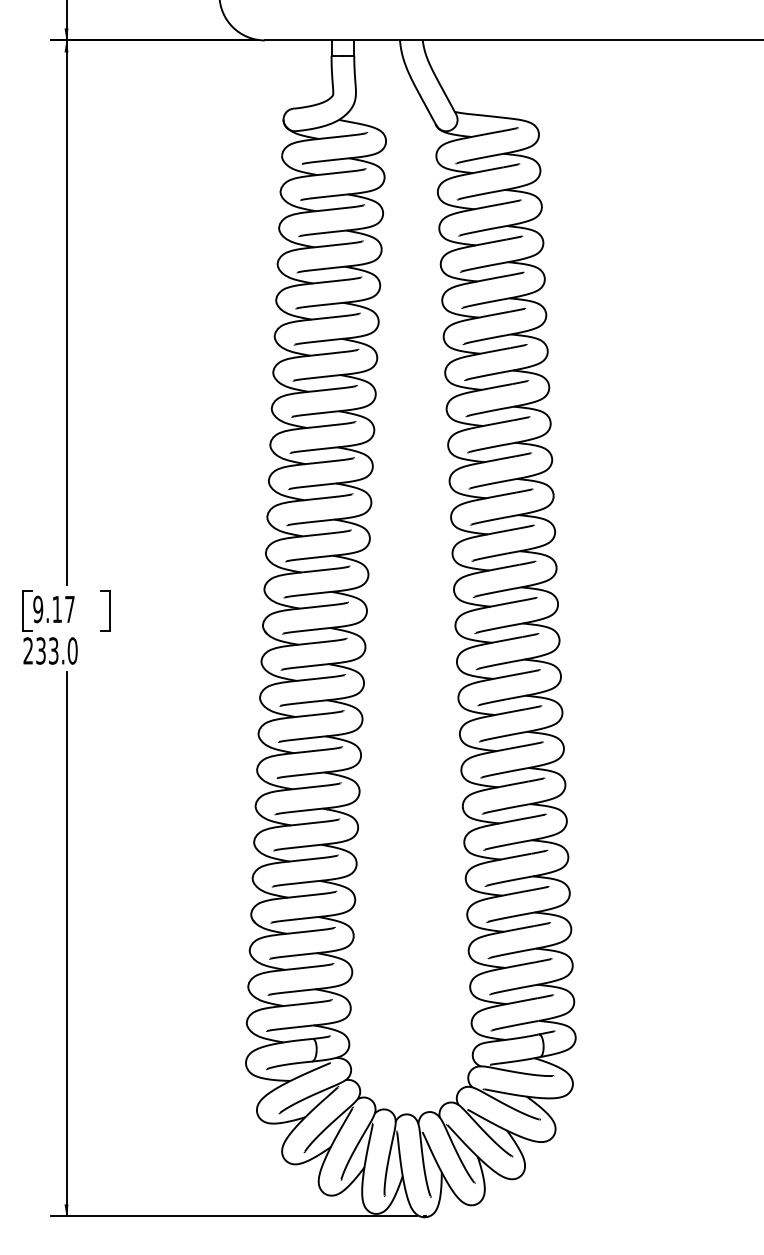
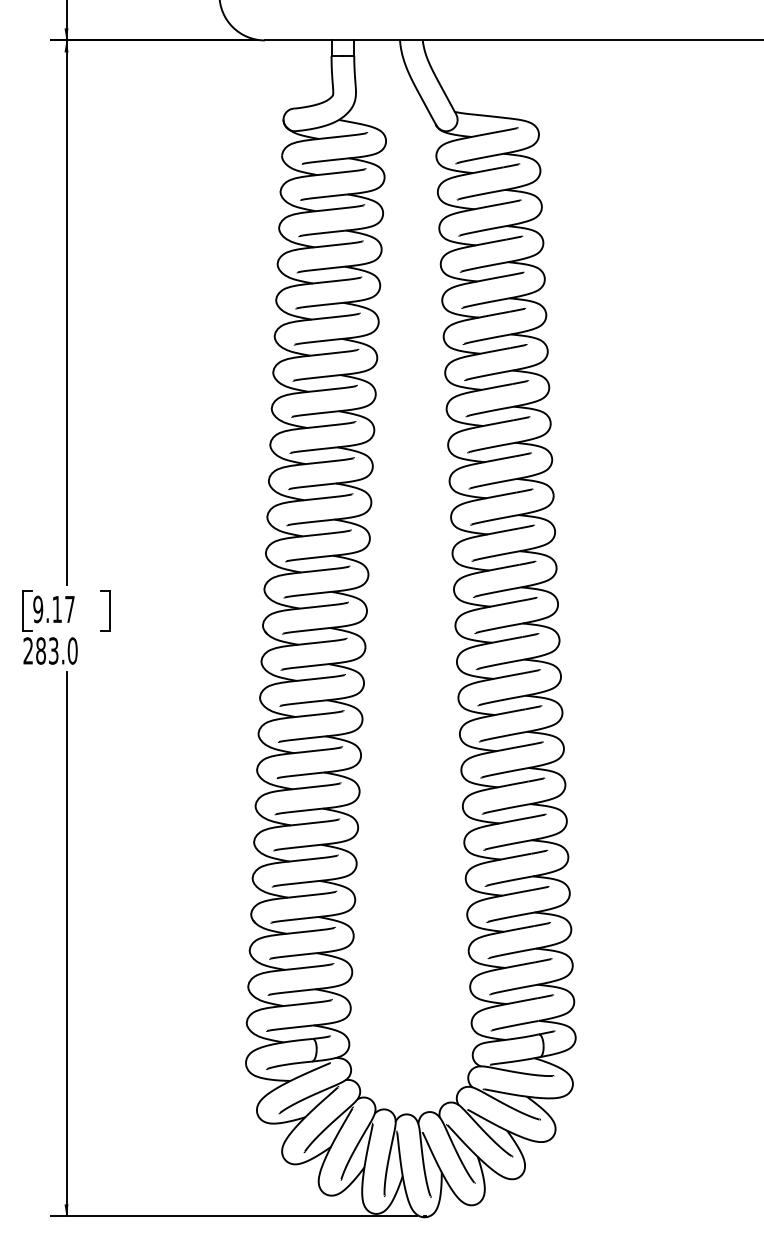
text: 233.0 -> 283.0 (40, 650)
